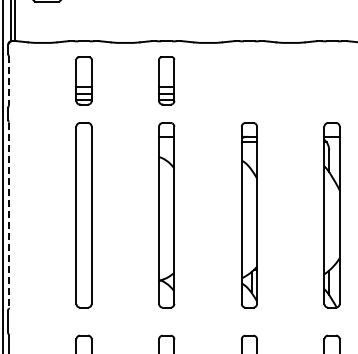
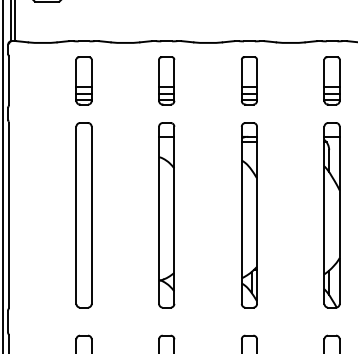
part: none -> present (249, 80)
part: none -> present (331, 80)
line: dashed -> solid (9, 81)
line: dashed -> solid (9, 215)
